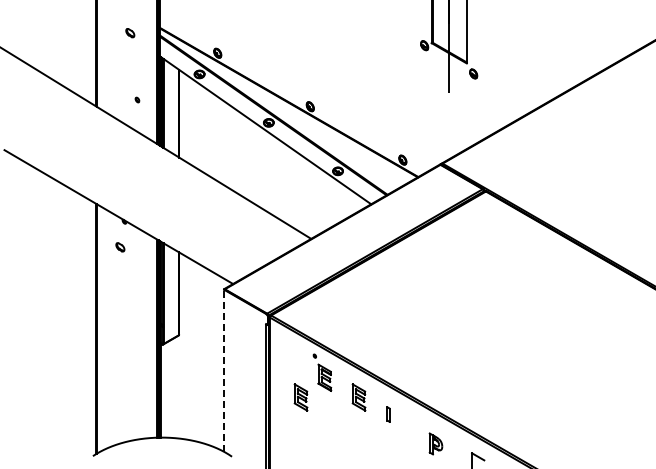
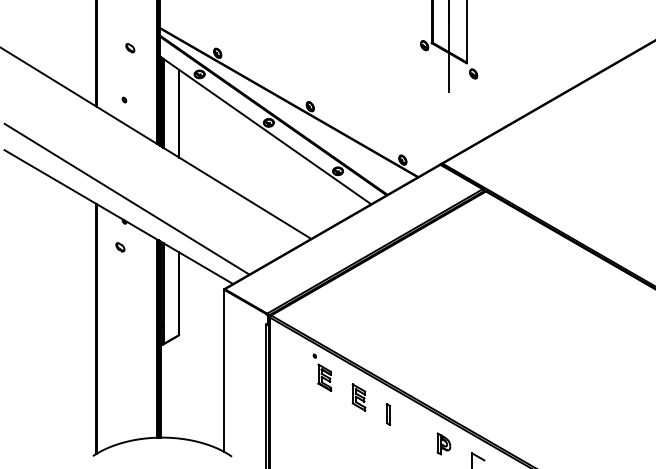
part position: (130, 33) -> (130, 48) (130, 48)
part position: (137, 99) -> (124, 99) (124, 99)
line: none -> present (126, 198)
line: dashed -> solid (224, 370)
part: present -> none (300, 397)
part size: 5x17 px -> 7x23 px (388, 414)
part position: (435, 443) -> (443, 443) (443, 443)
